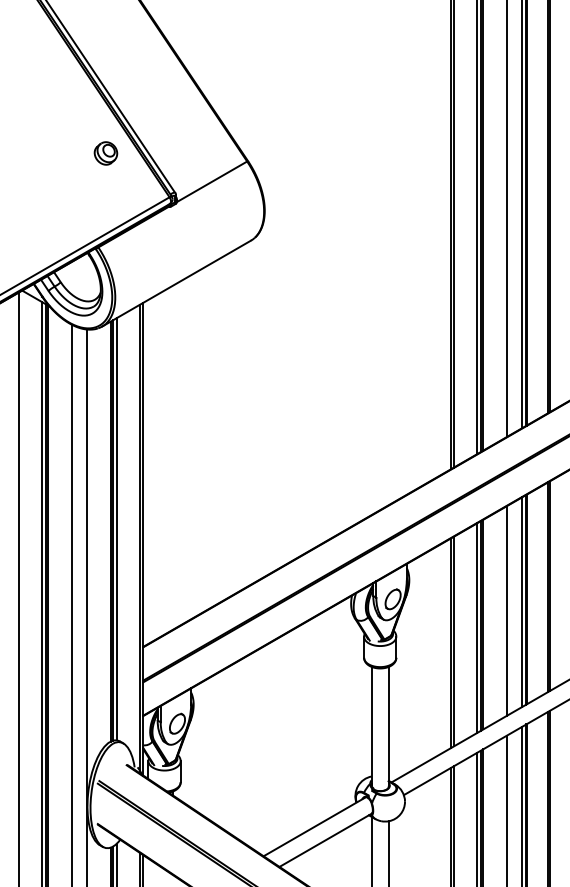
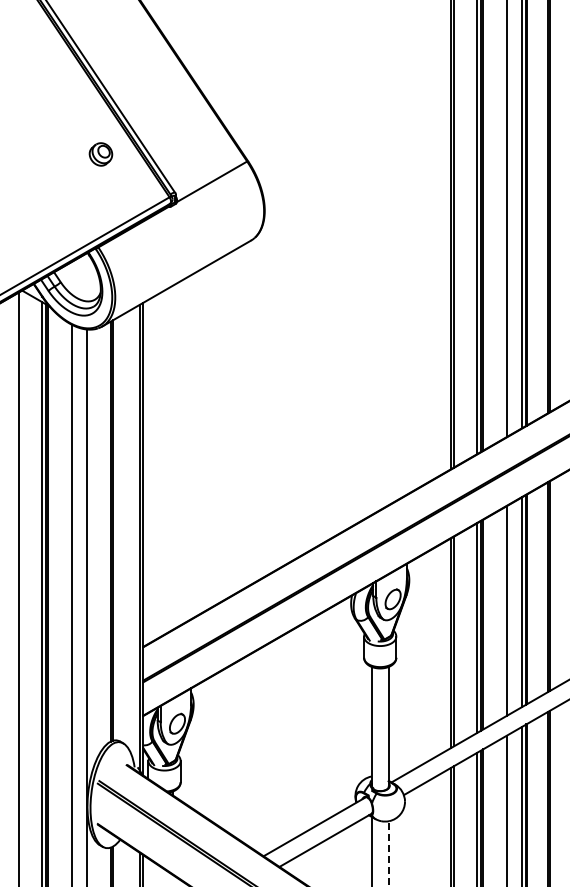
part position: (105, 153) -> (100, 154) (100, 154)
line: present -> none (116, 529)
line: solid -> dashed (388, 853)
line: present -> none (116, 863)
